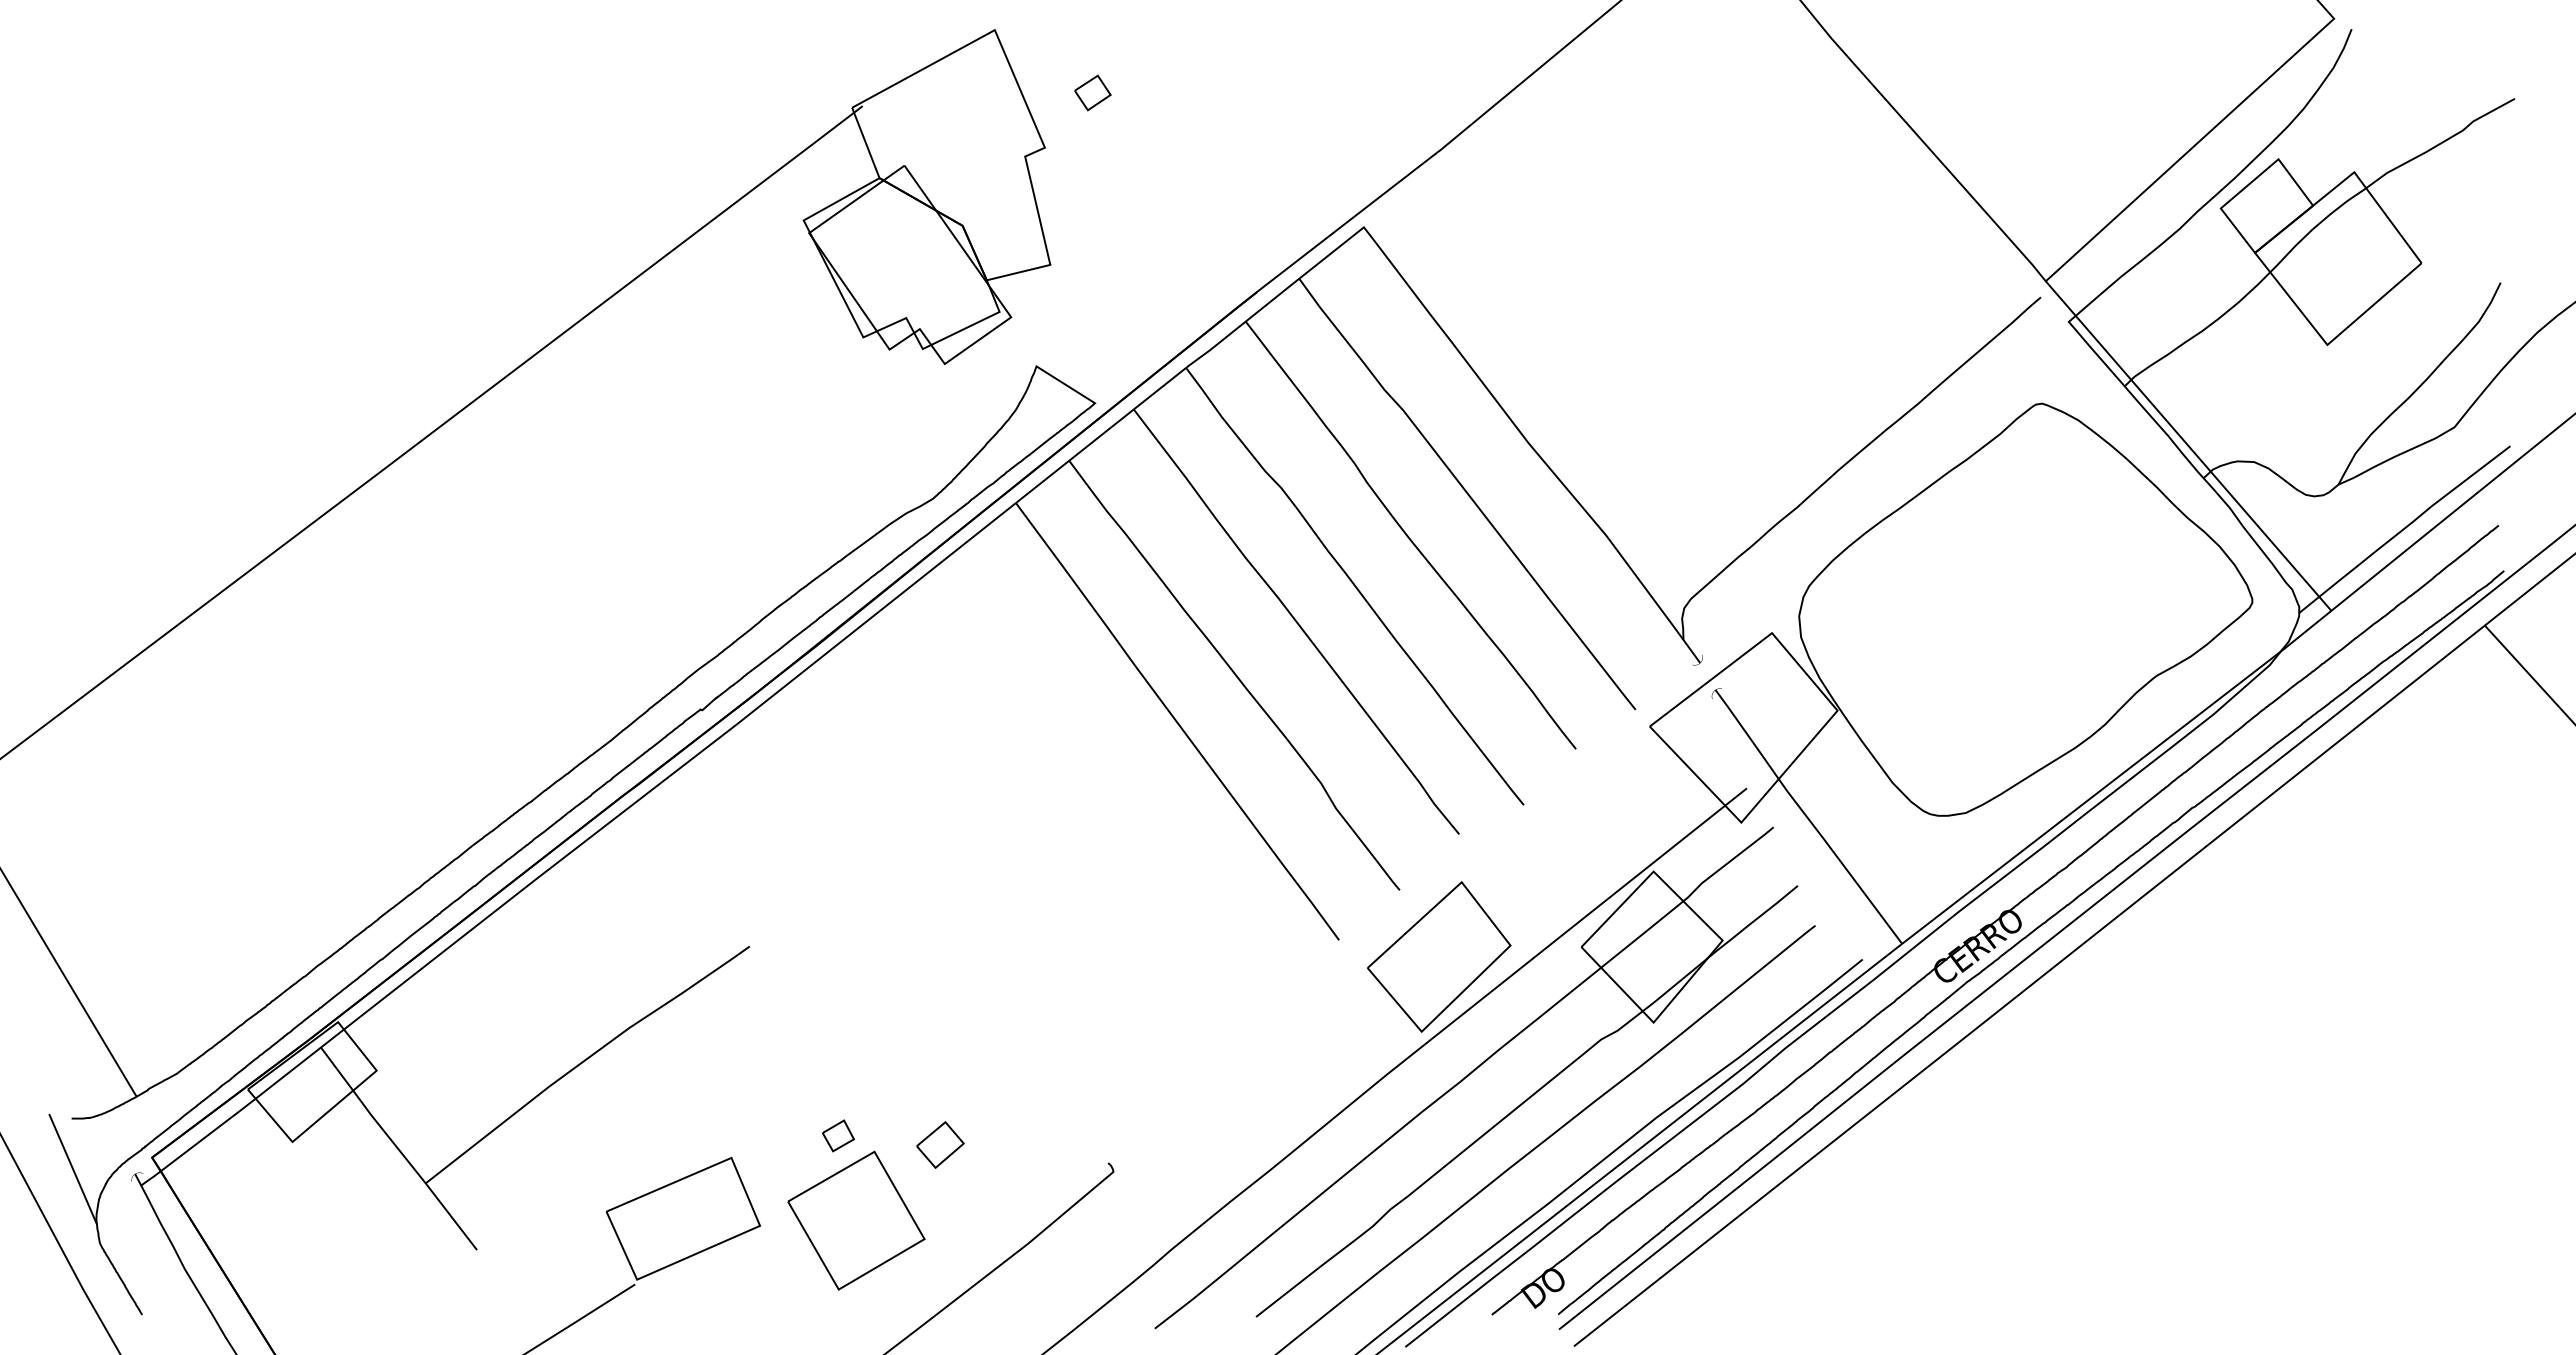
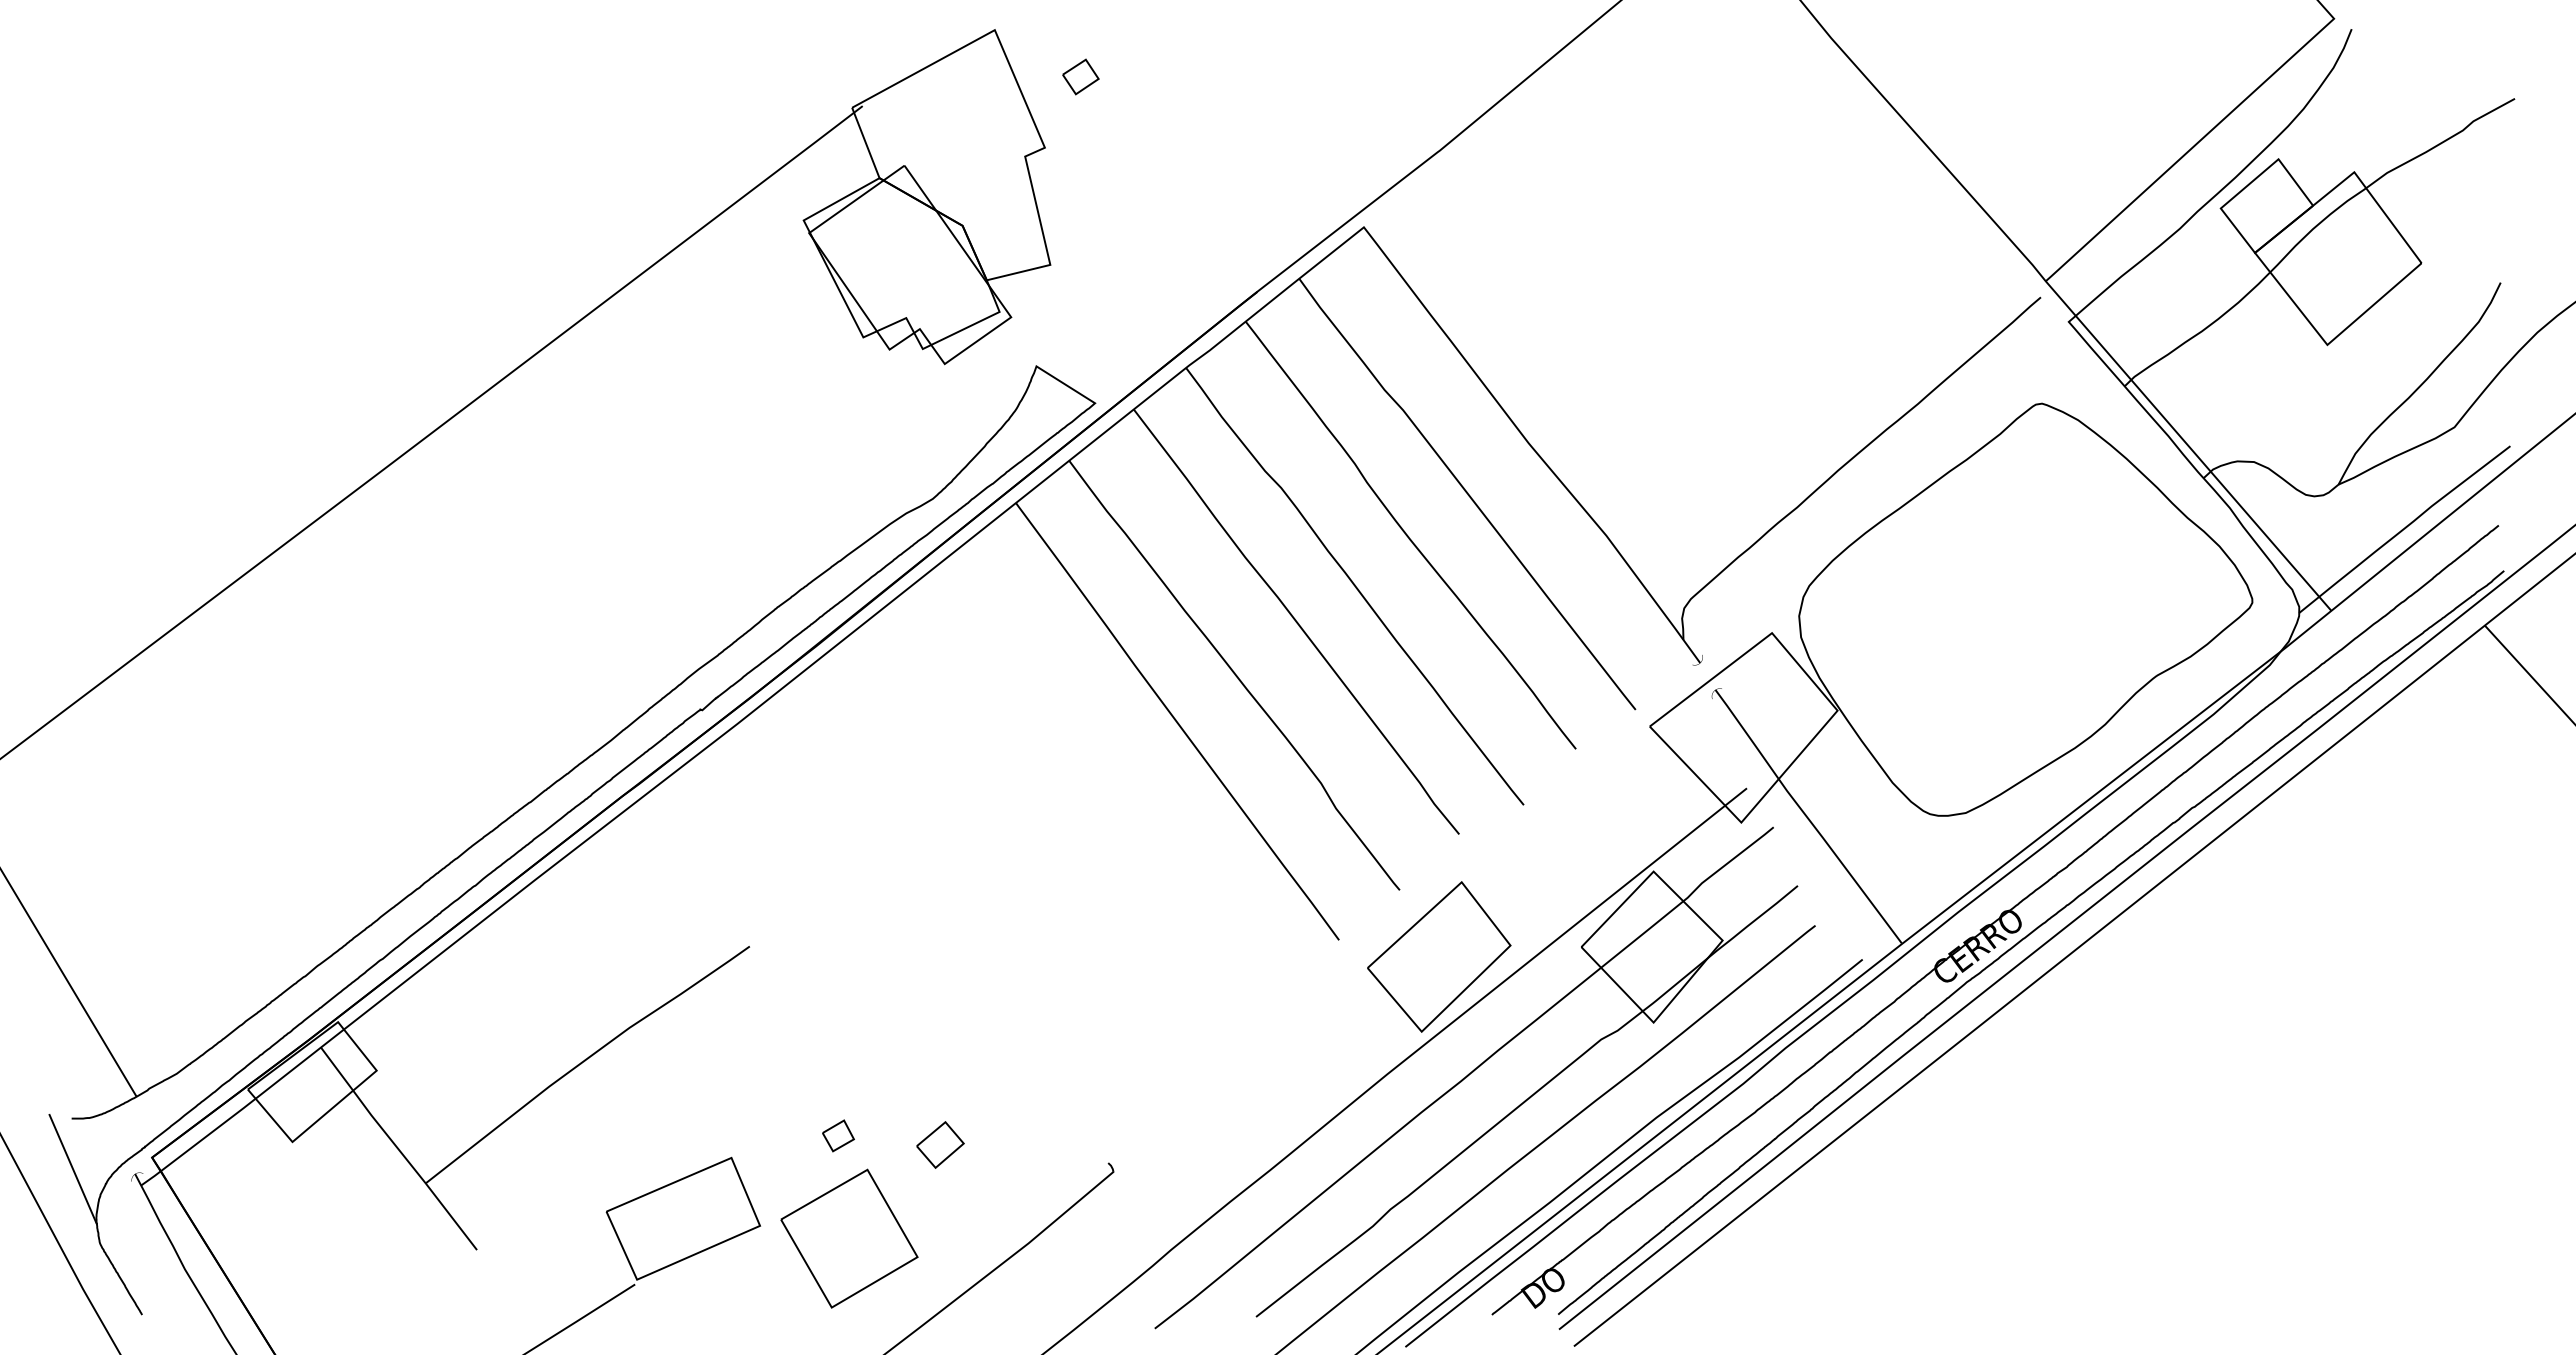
part position: (1092, 92) -> (1080, 76) (1080, 76)
part position: (856, 1220) -> (849, 1238) (849, 1238)
